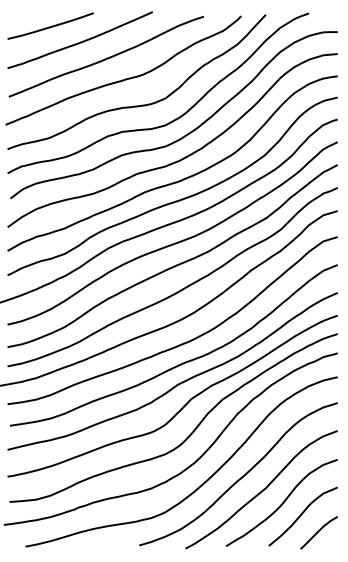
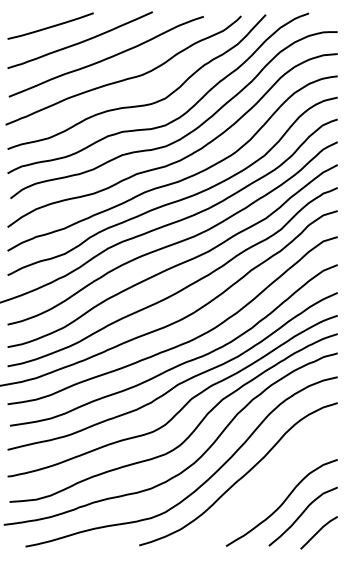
curve: present -> none (262, 489)
